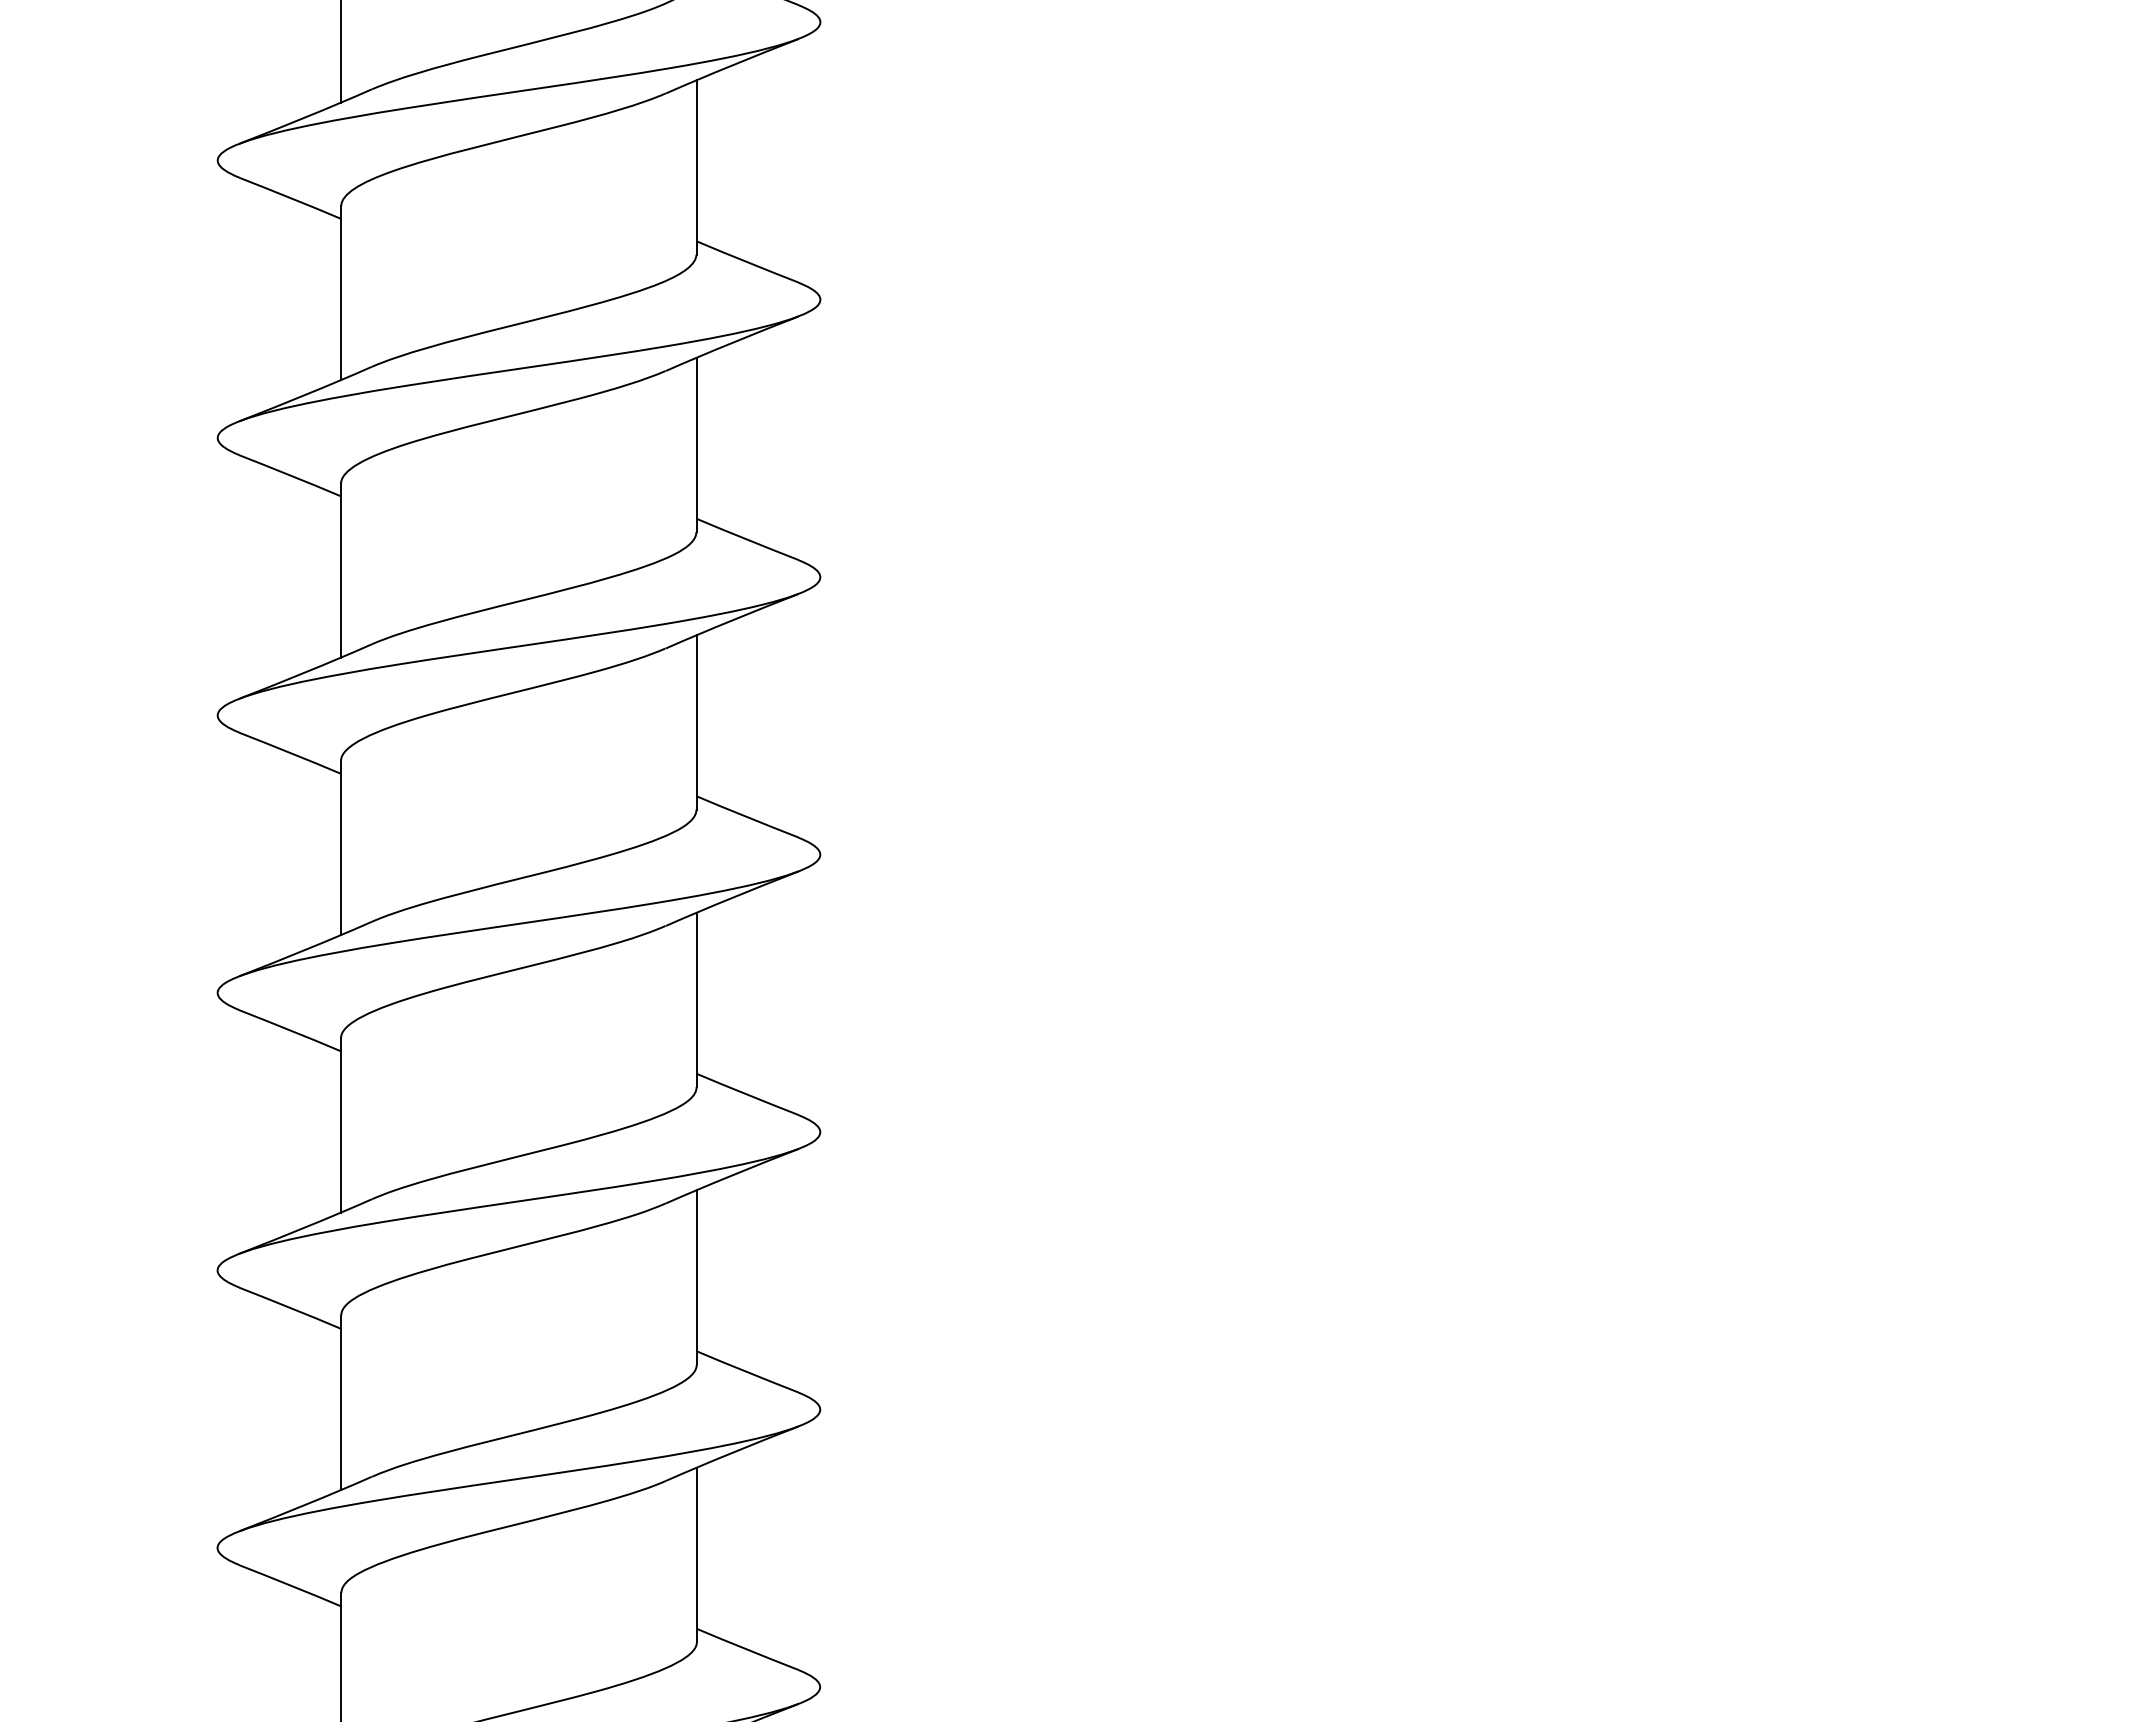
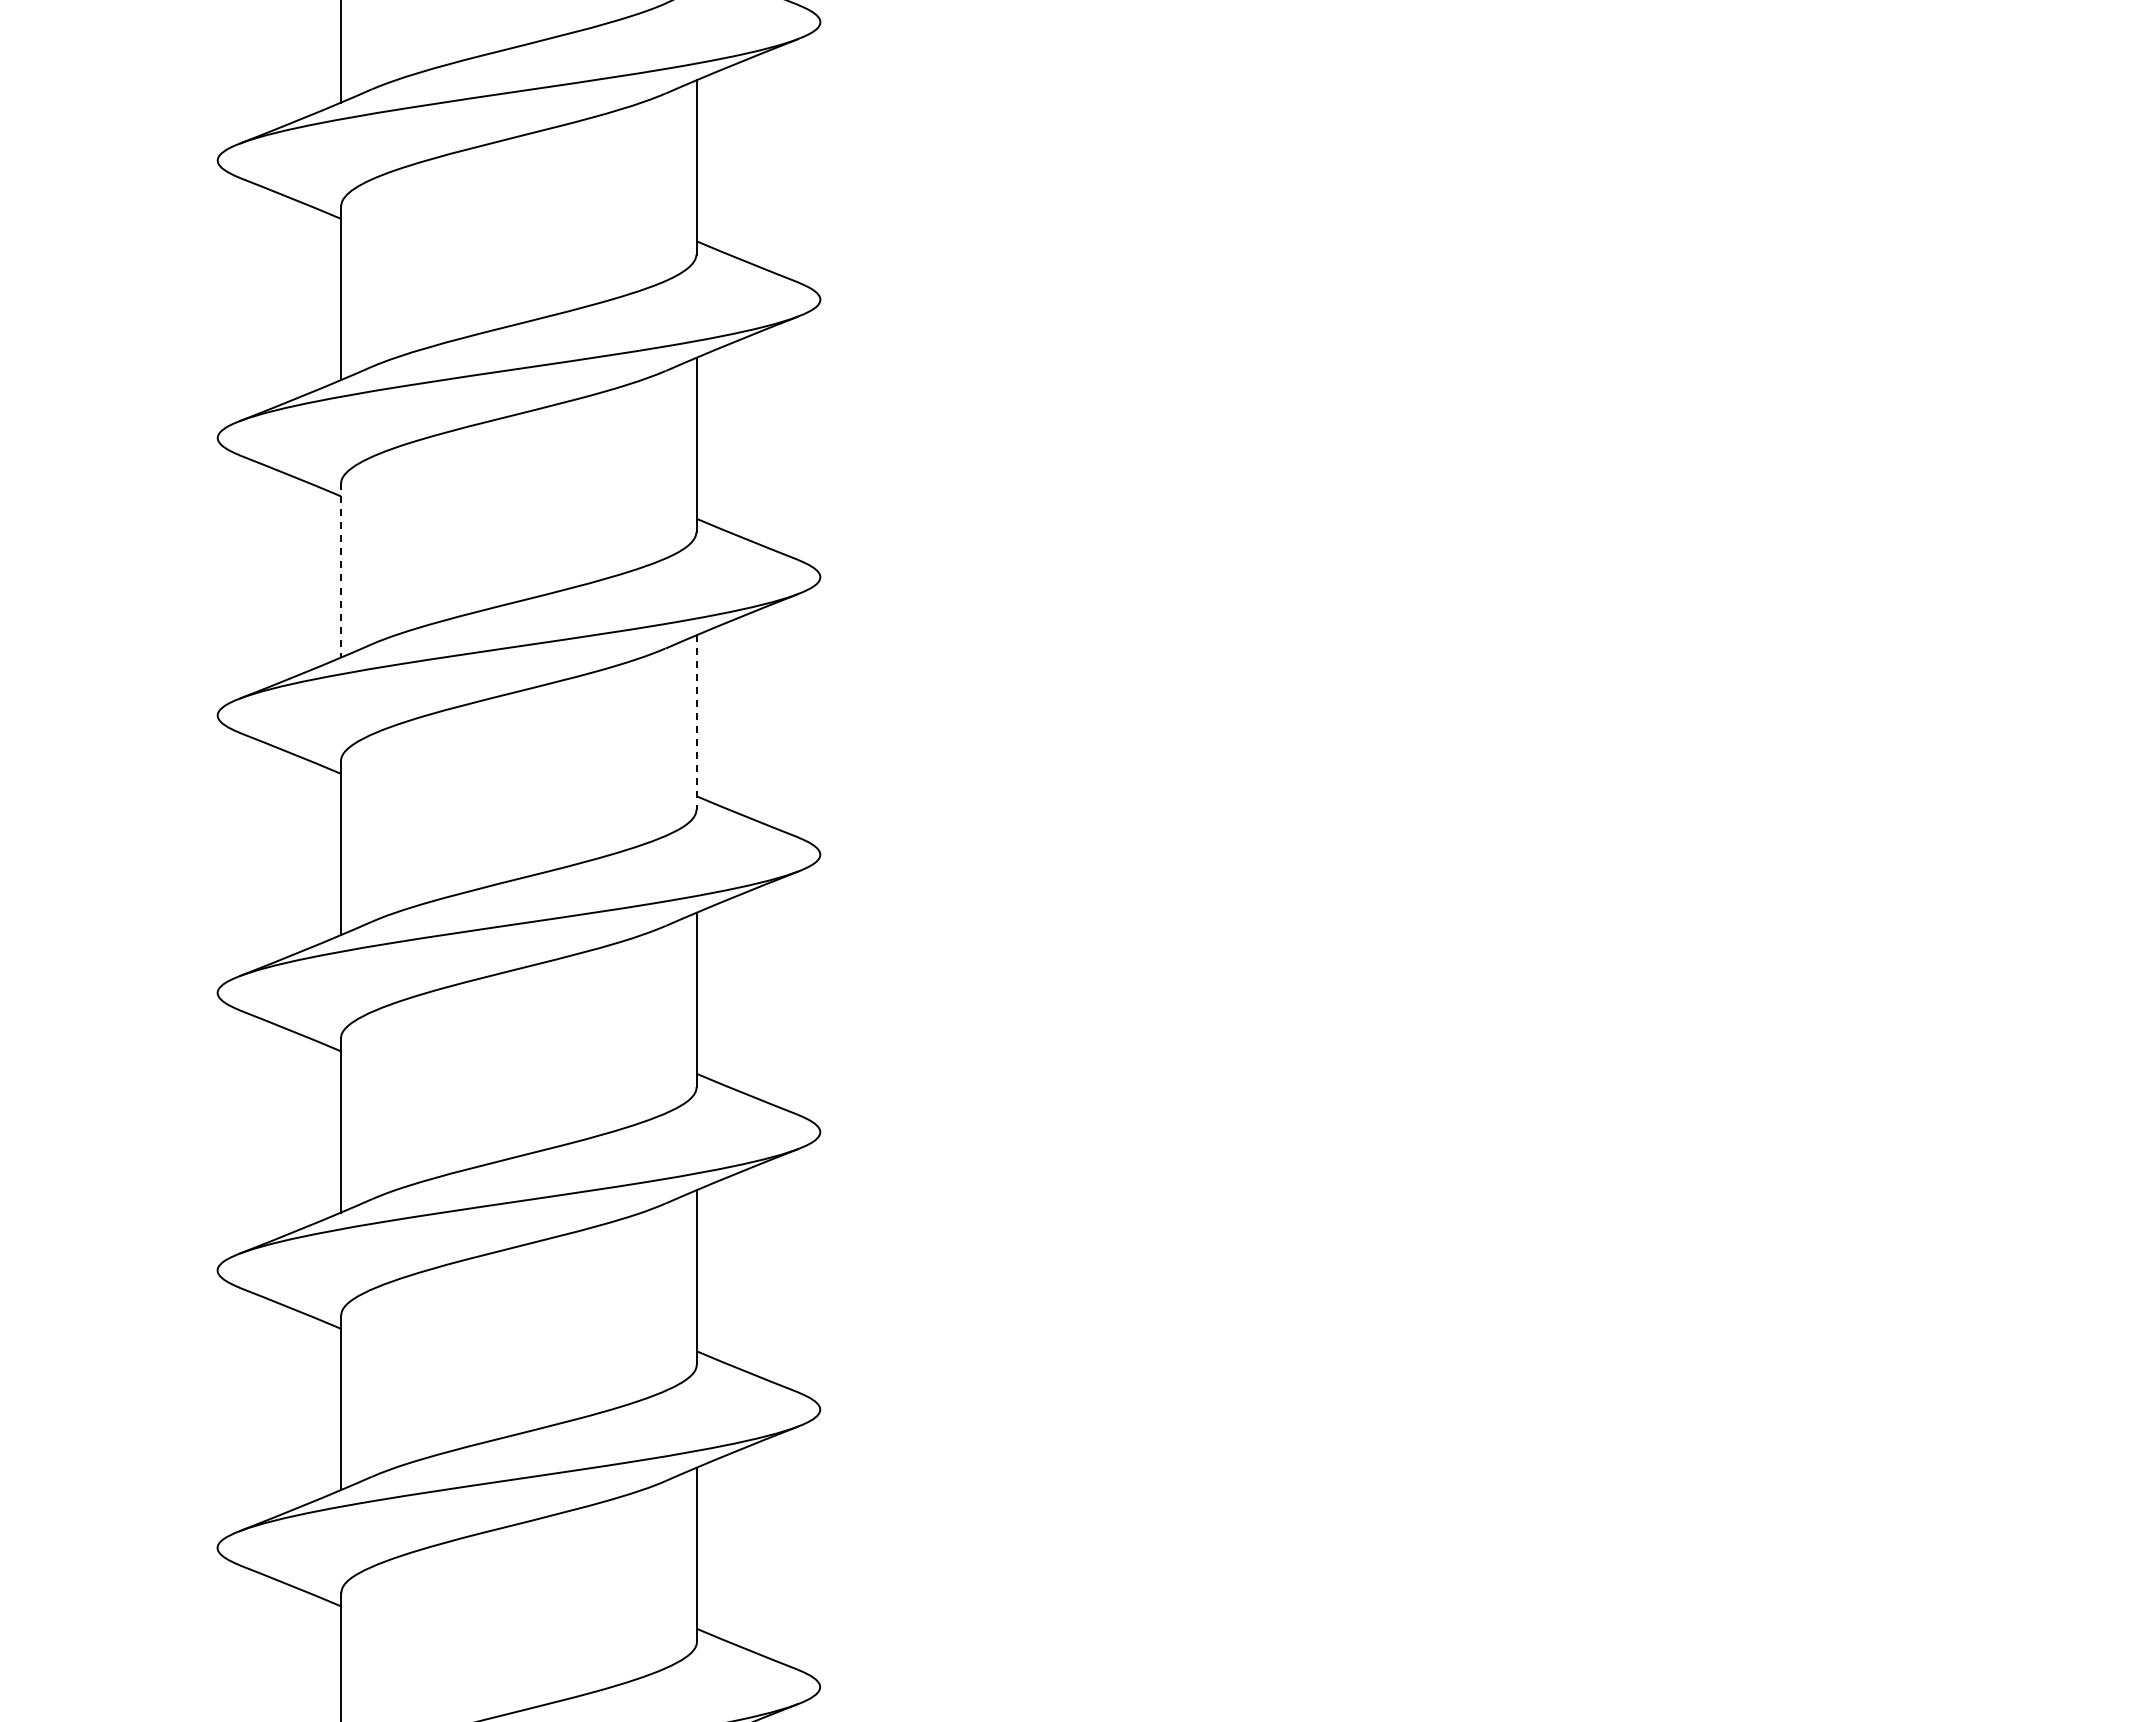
line: solid -> dashed (341, 570)
line: solid -> dashed (696, 722)
